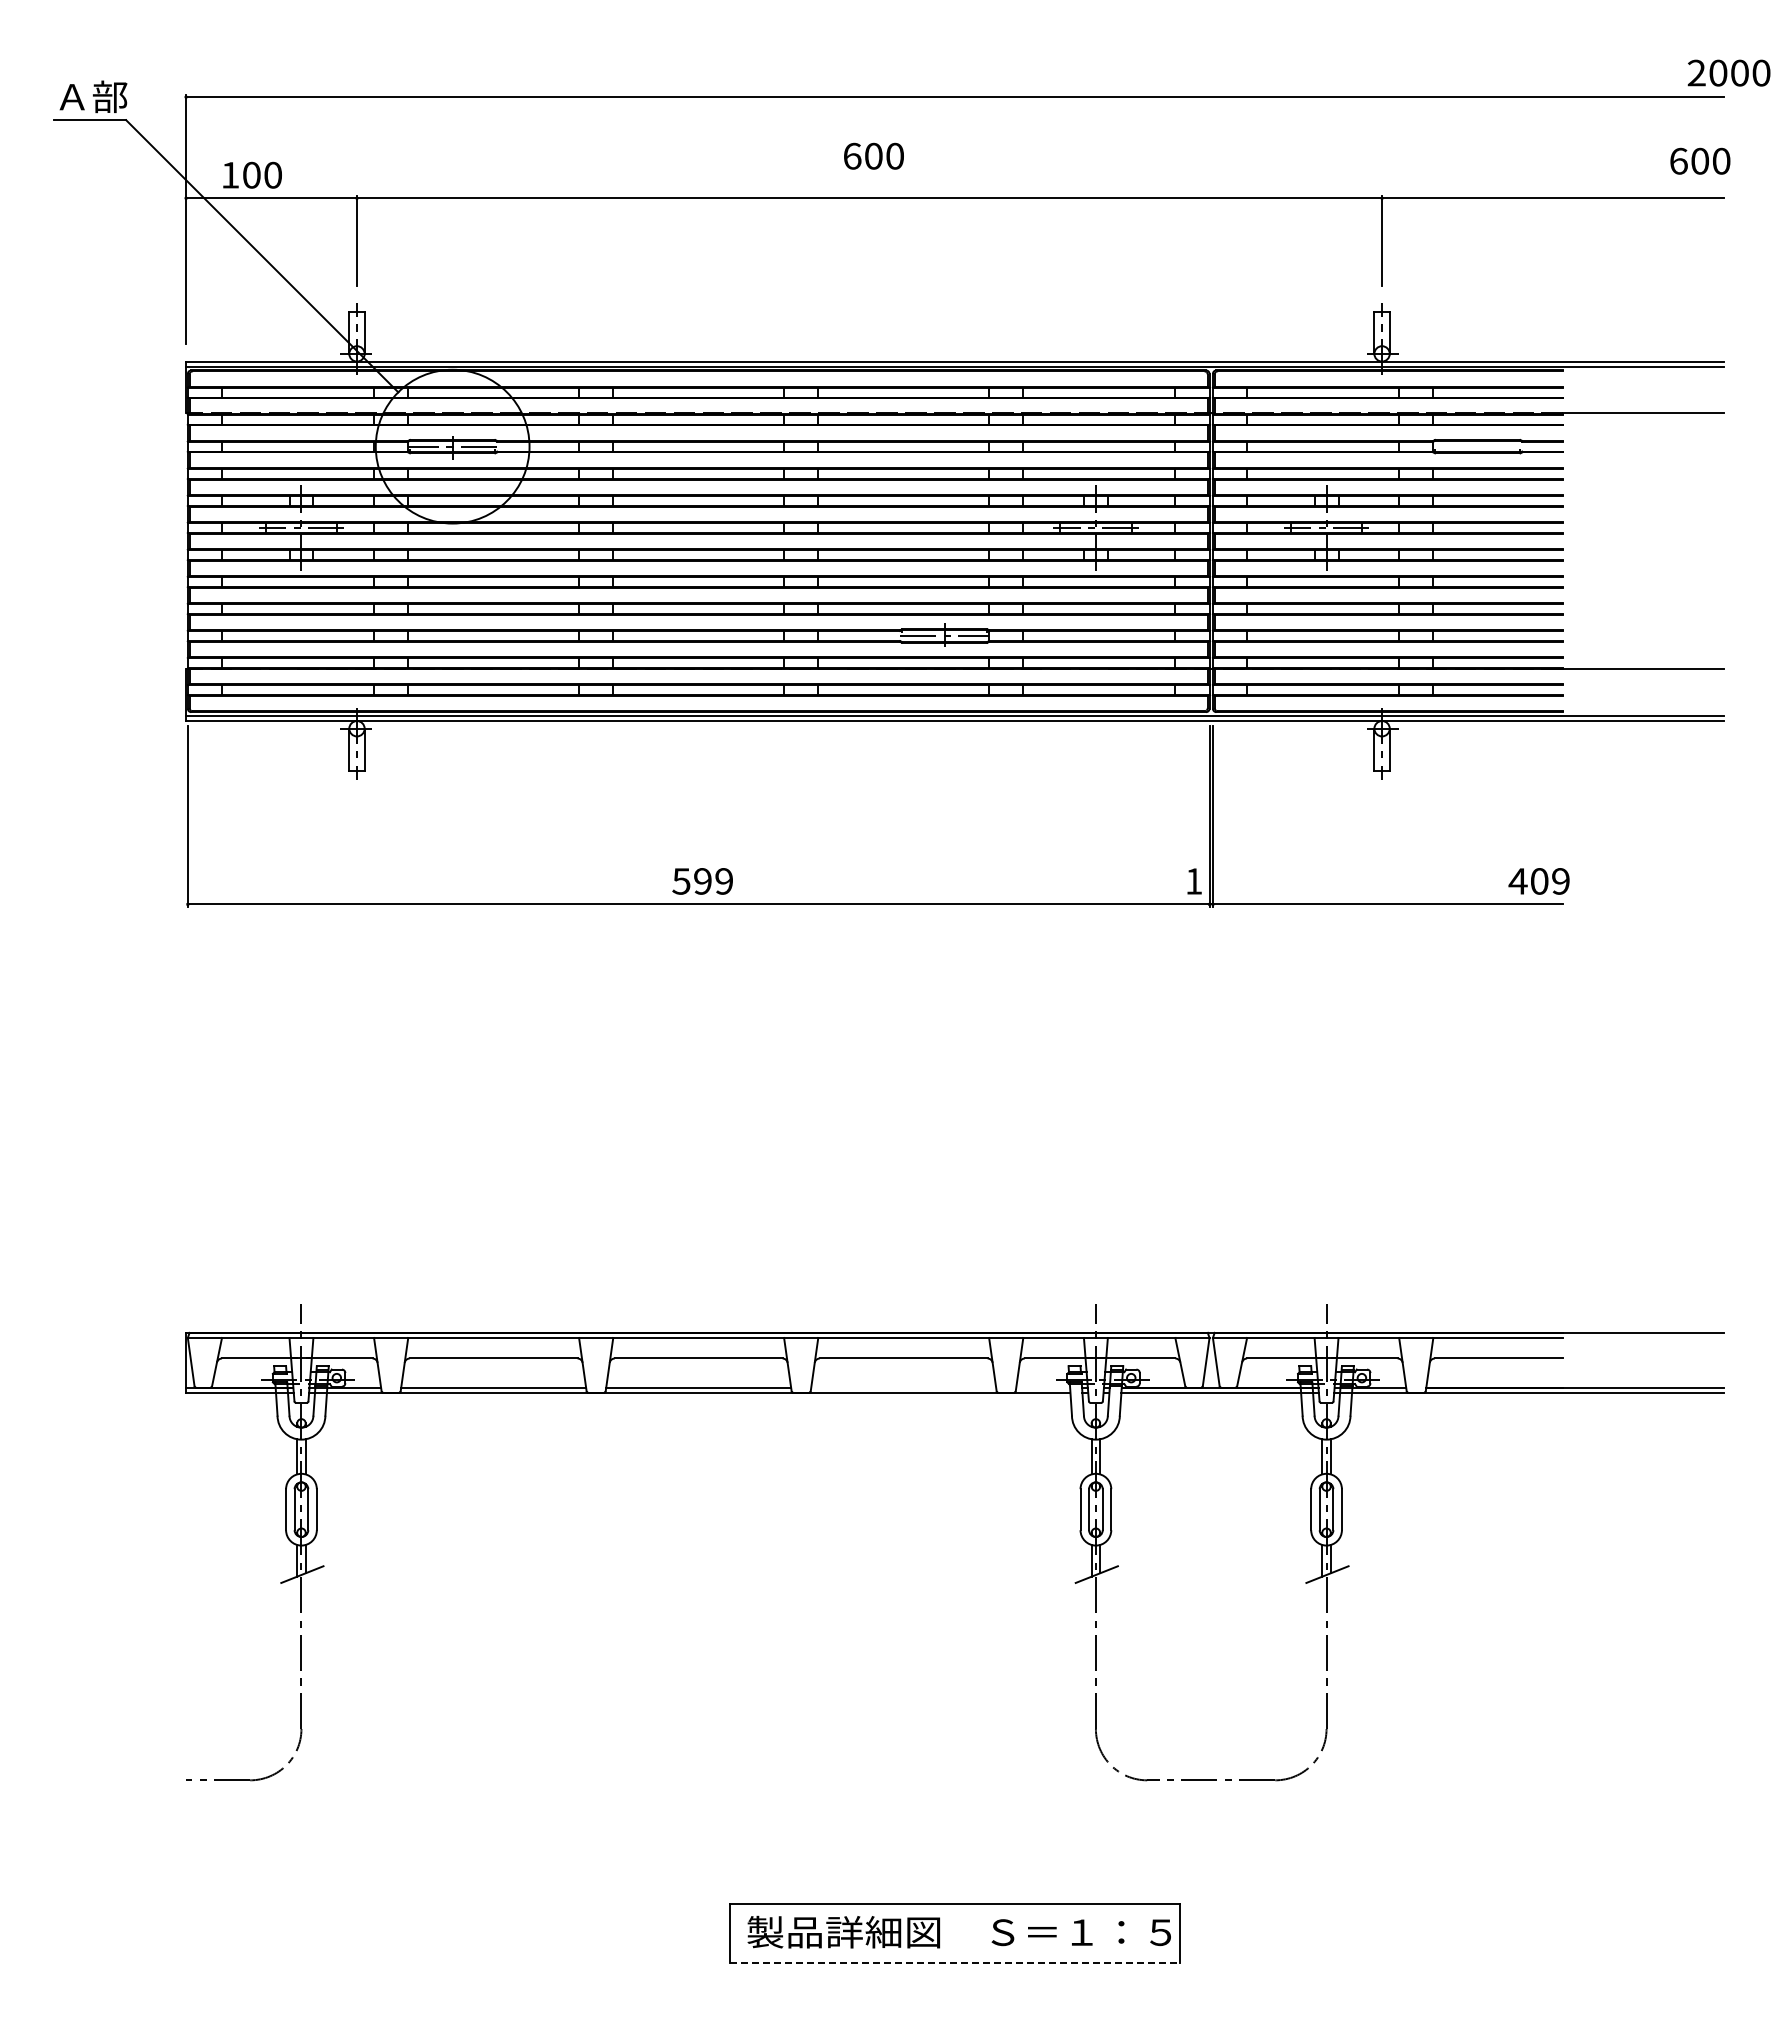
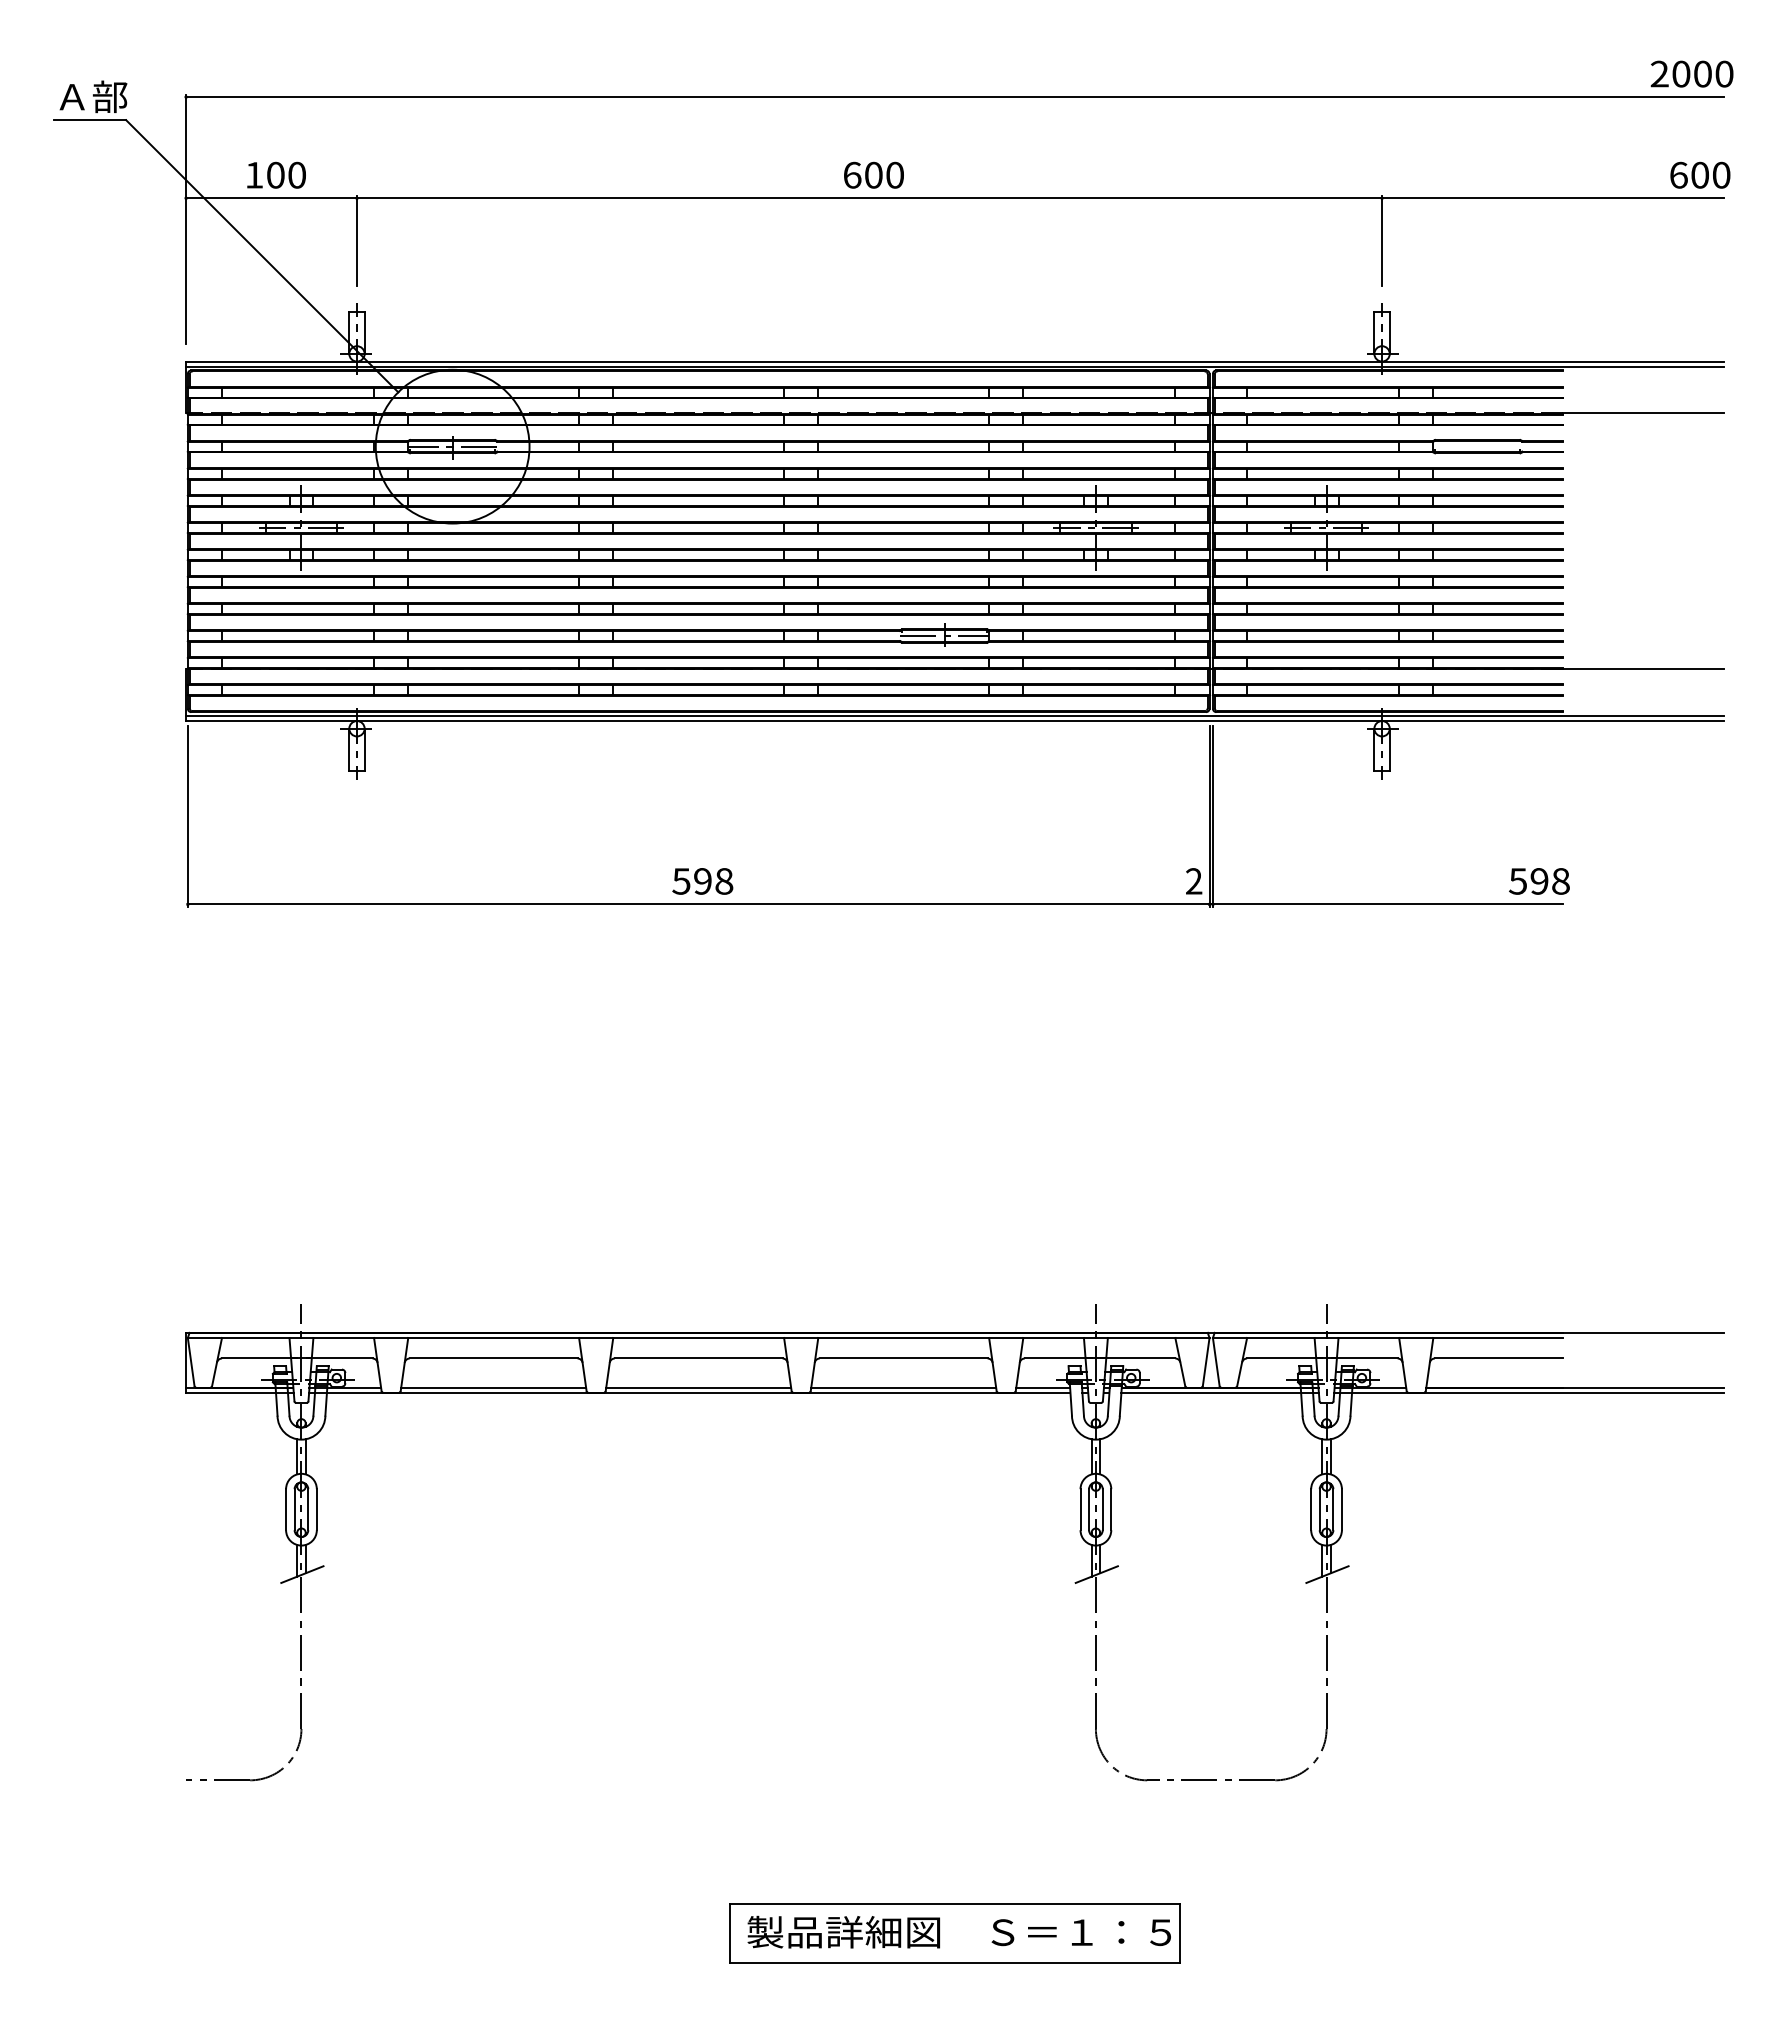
text position: (1728, 72) -> (1691, 73) (1691, 73)
text position: (873, 155) -> (873, 174) (873, 174)
text position: (1700, 160) -> (1700, 174) (1700, 174)
text position: (252, 174) -> (276, 174) (276, 174)
text: 599 -> 598 (724, 881)
text: 1 -> 2 (1194, 881)
text: 409 -> 598 (1538, 881)
line: none -> present (903, 1387)
line: none -> present (1043, 1387)
line: dashed -> solid (954, 1963)
